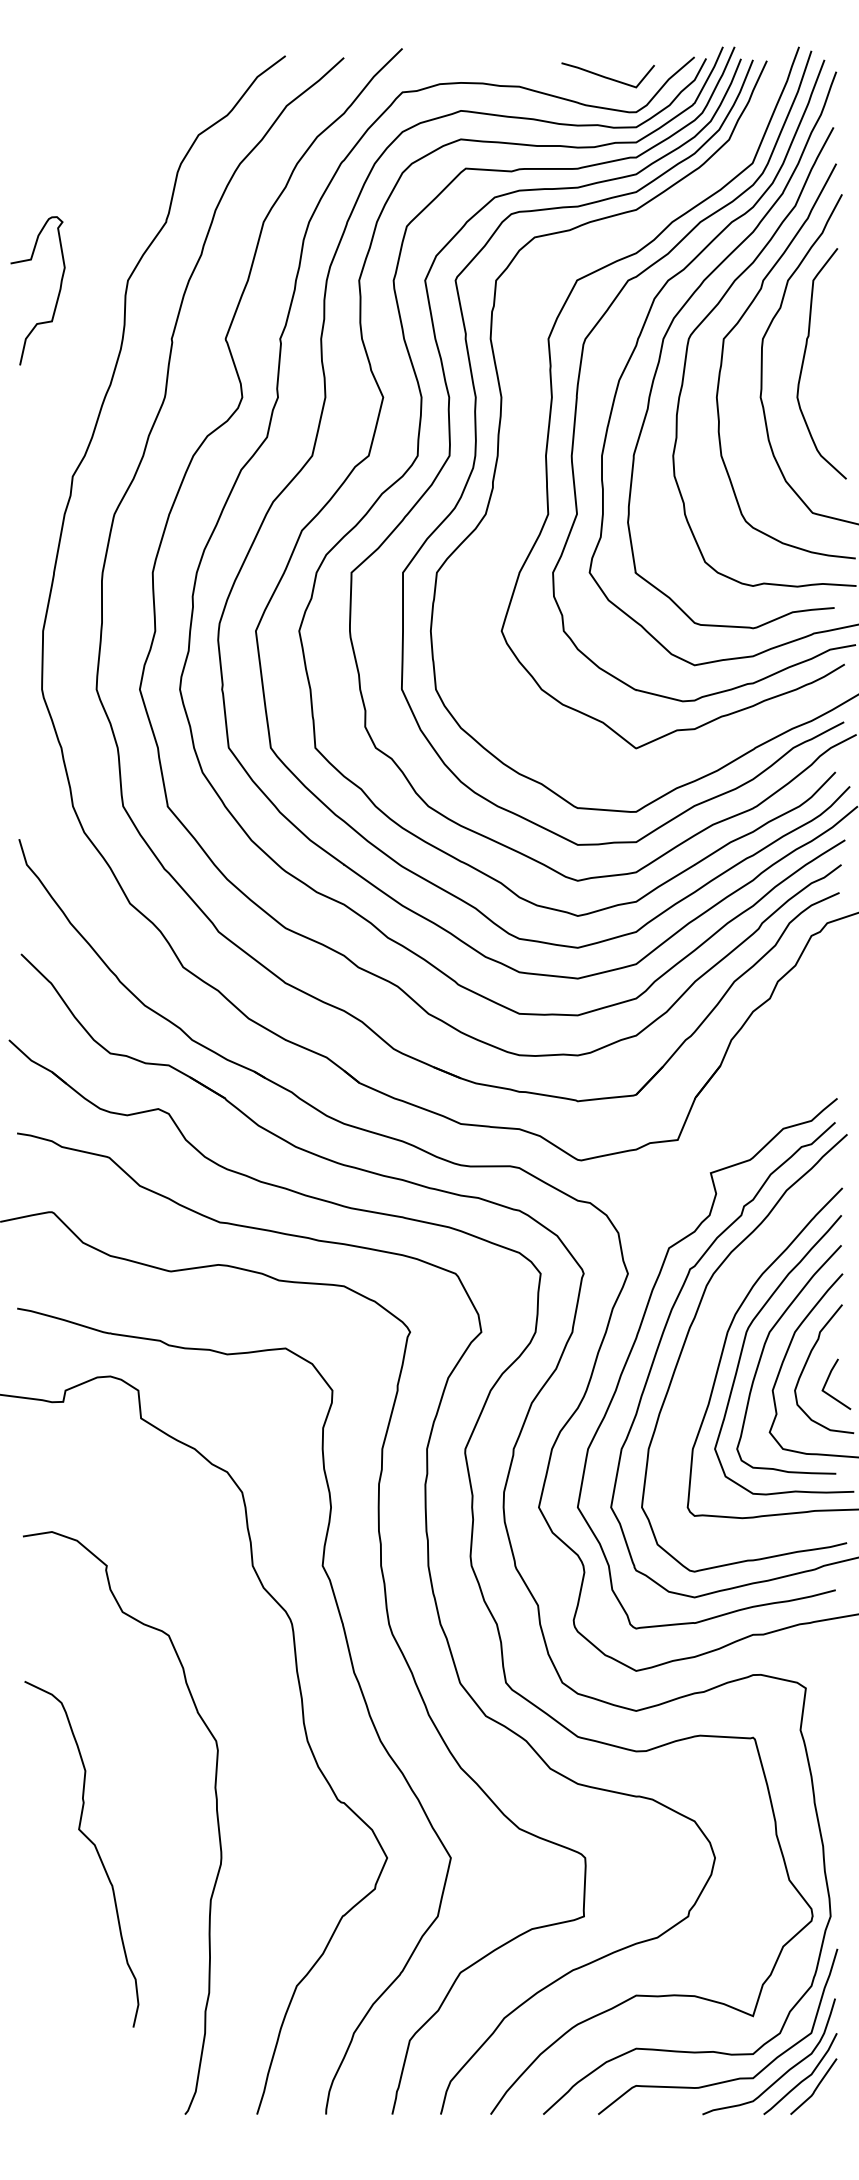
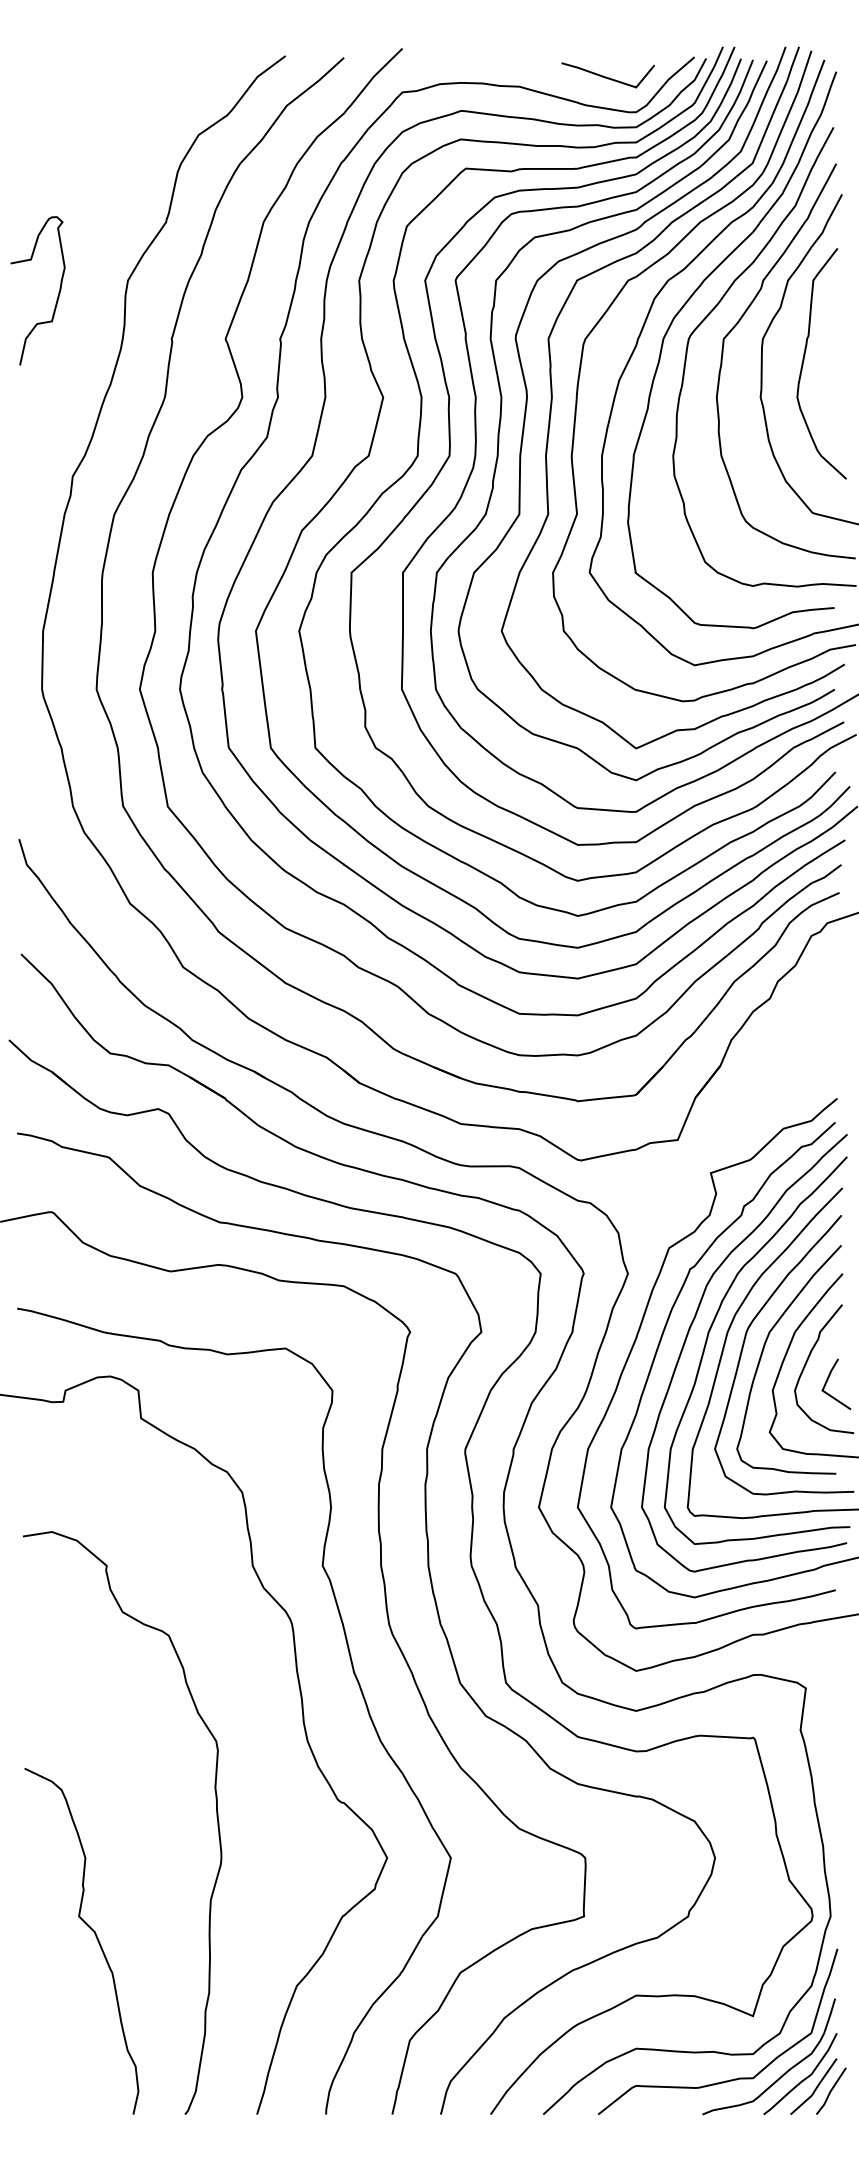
curve: none -> present (527, 405)
curve: none -> present (708, 1337)
curve position: (94, 1847) -> (94, 1934) (94, 1934)
line: none -> present (831, 2090)
